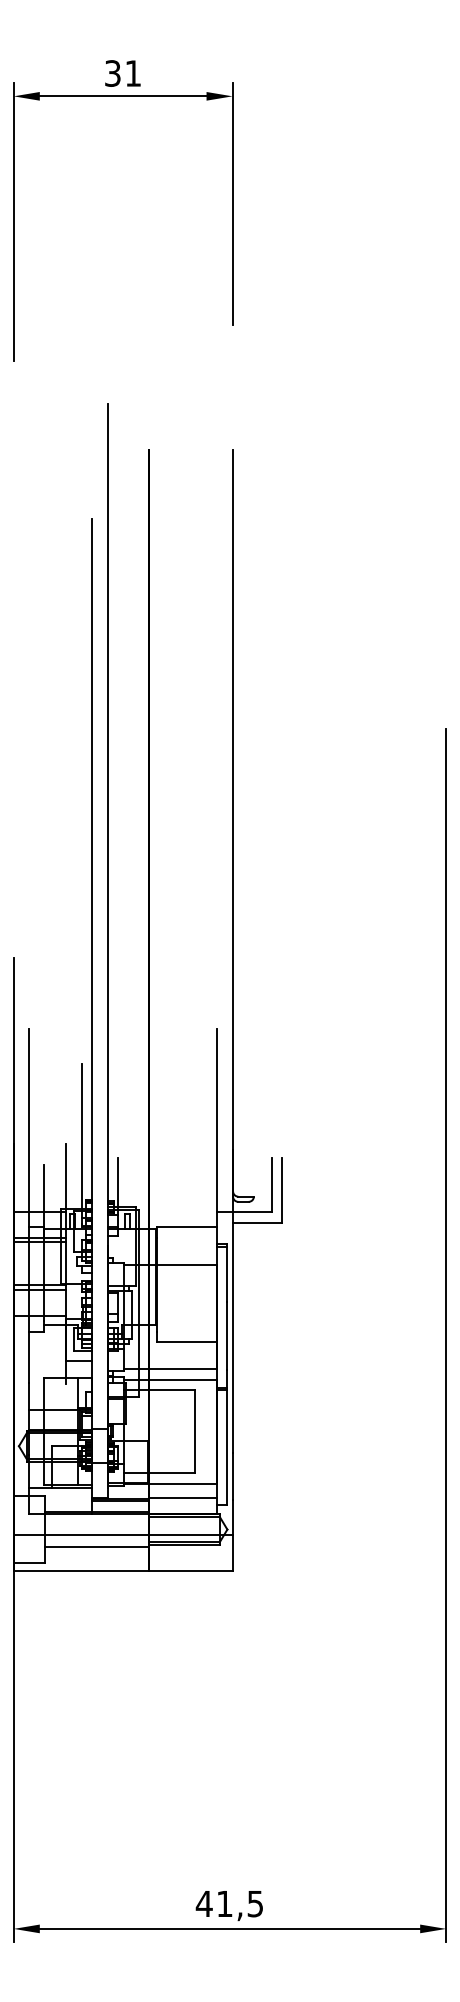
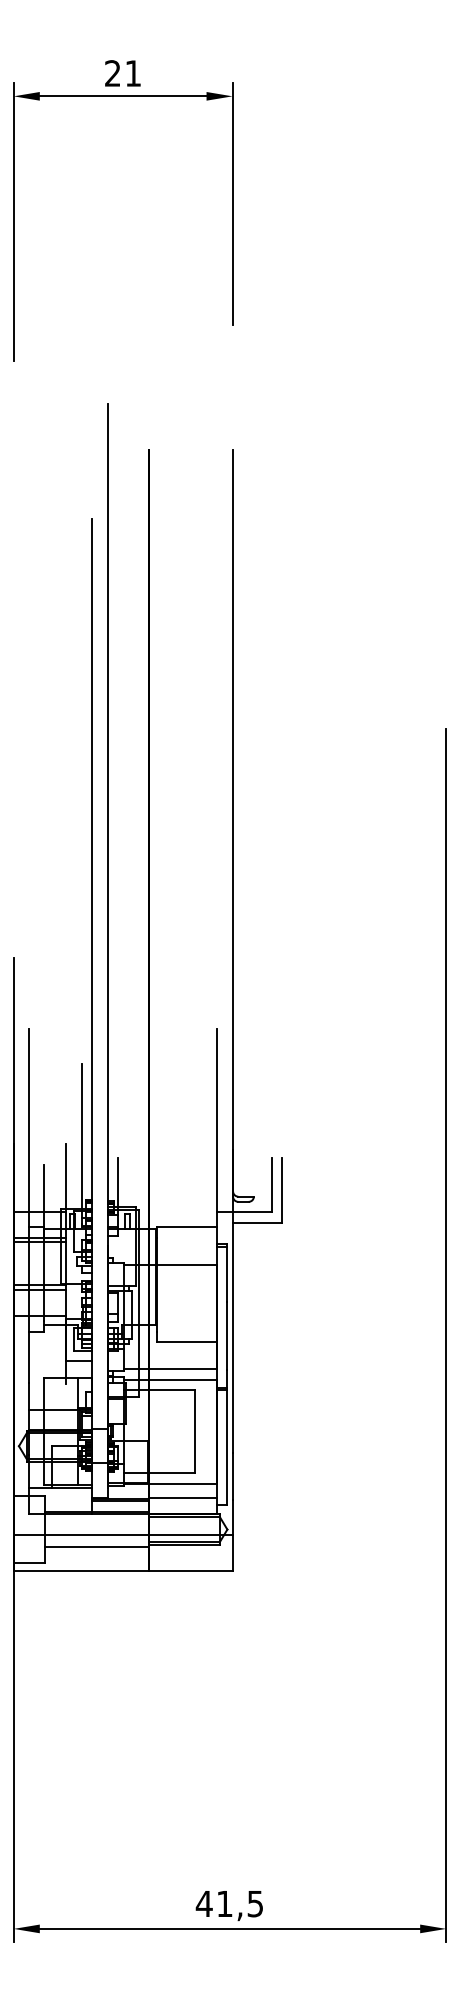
text: 31 -> 21 (112, 73)
